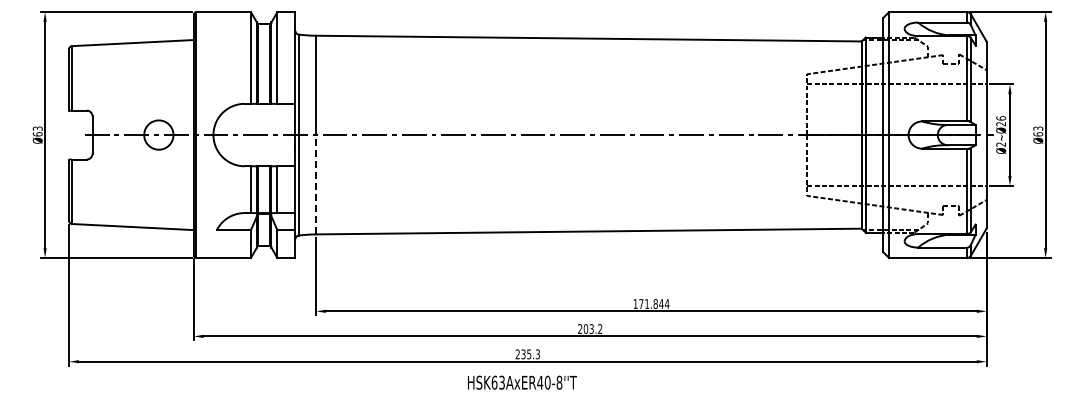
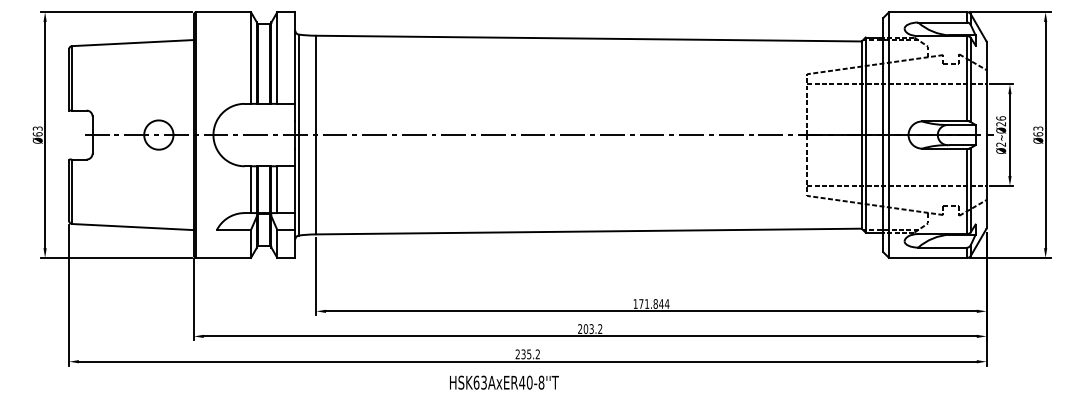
line: dashed -> solid (316, 184)
text: 235.3 -> 235.2 (537, 354)
text position: (522, 382) -> (504, 382) (504, 382)
